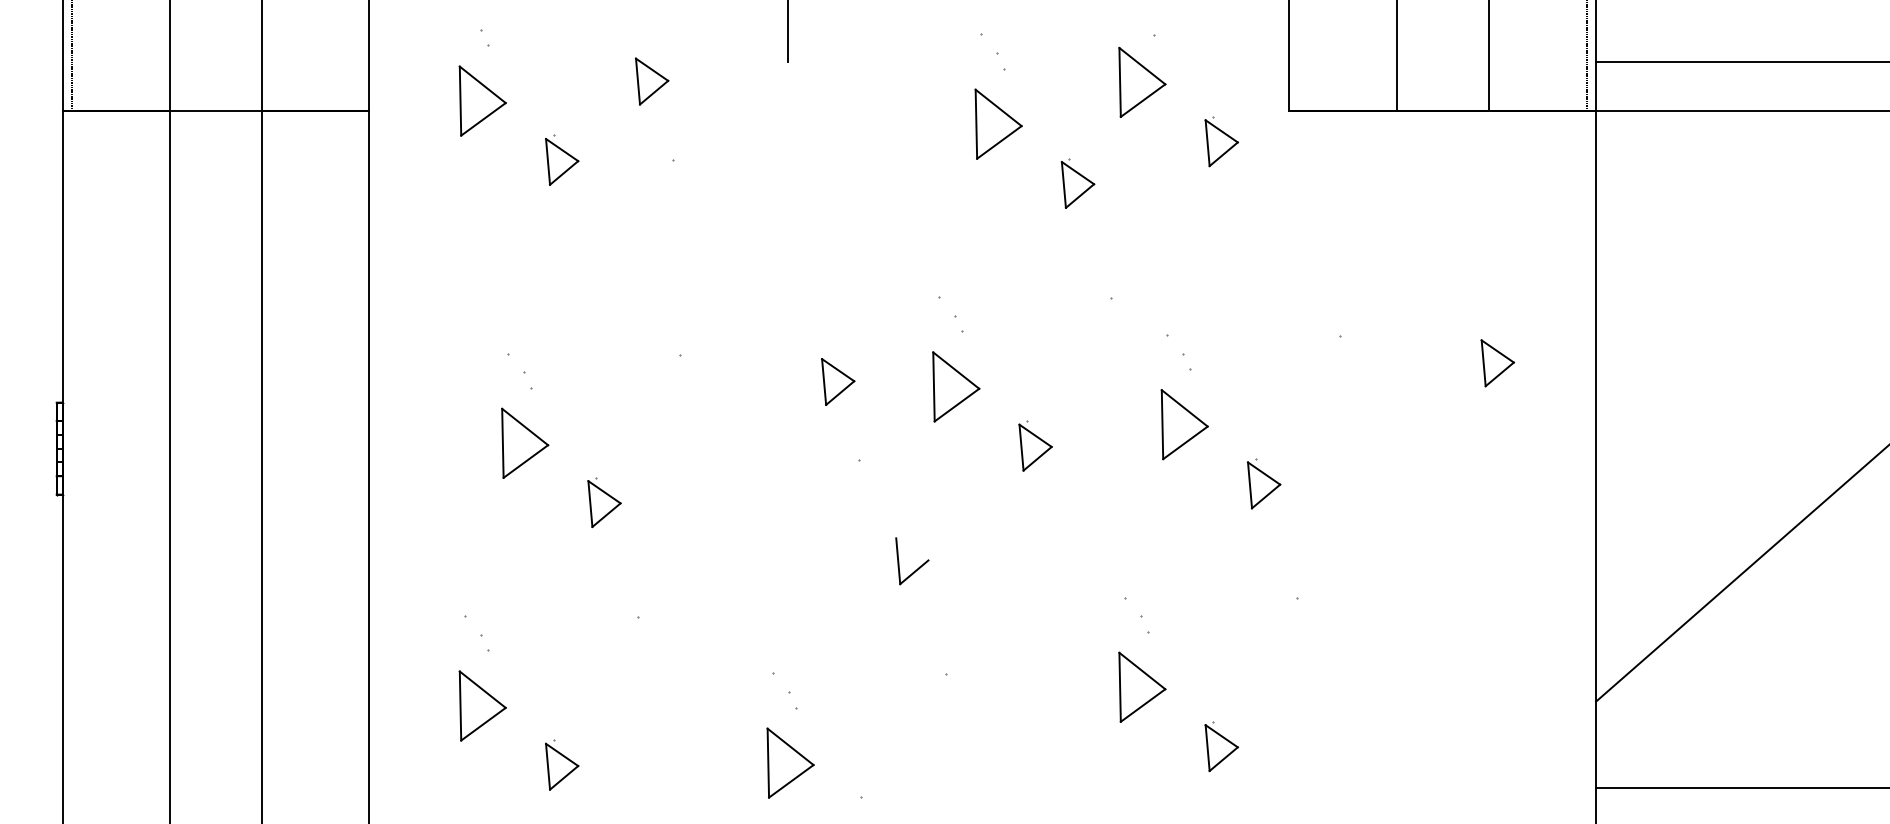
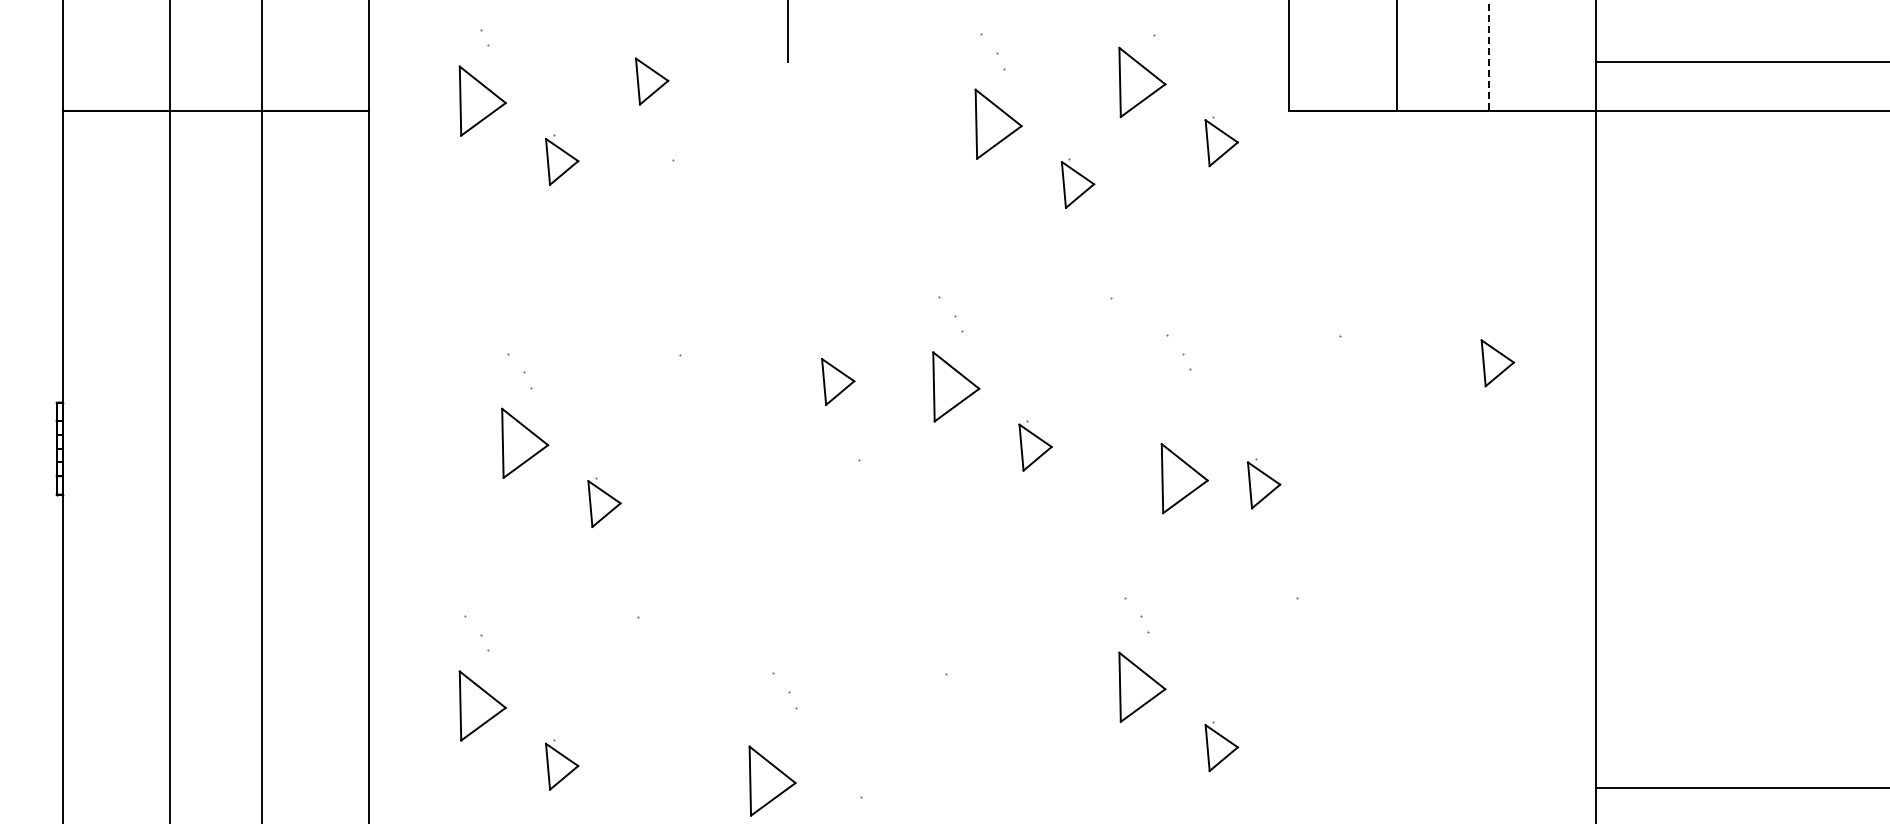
line: present -> none (72, 56)
line: solid -> dashed (1488, 56)
line: present -> none (1586, 56)
part position: (1184, 424) -> (1184, 478) (1184, 478)
part: present -> none (918, 567)
line: present -> none (1741, 574)
part position: (790, 762) -> (772, 780) (772, 780)
